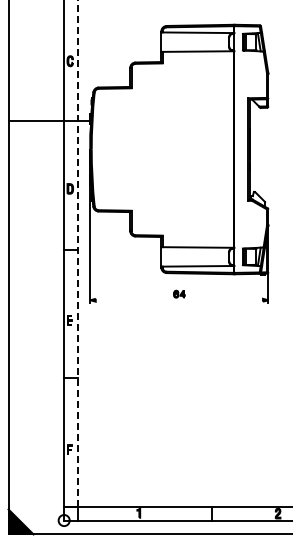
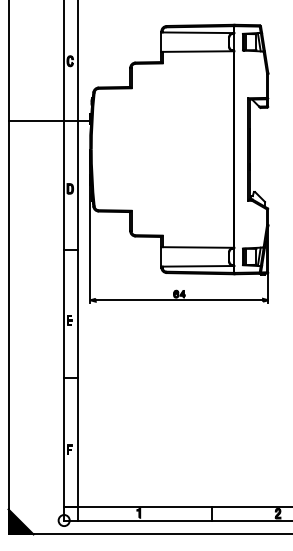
line: dashed -> solid (78, 253)
line: none -> present (179, 300)
